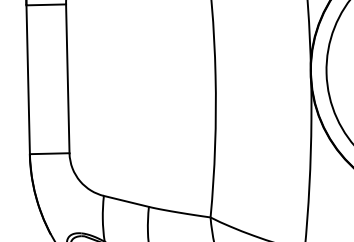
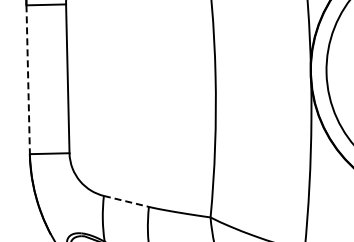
line: solid -> dashed (28, 80)
line: solid -> dashed (126, 201)
